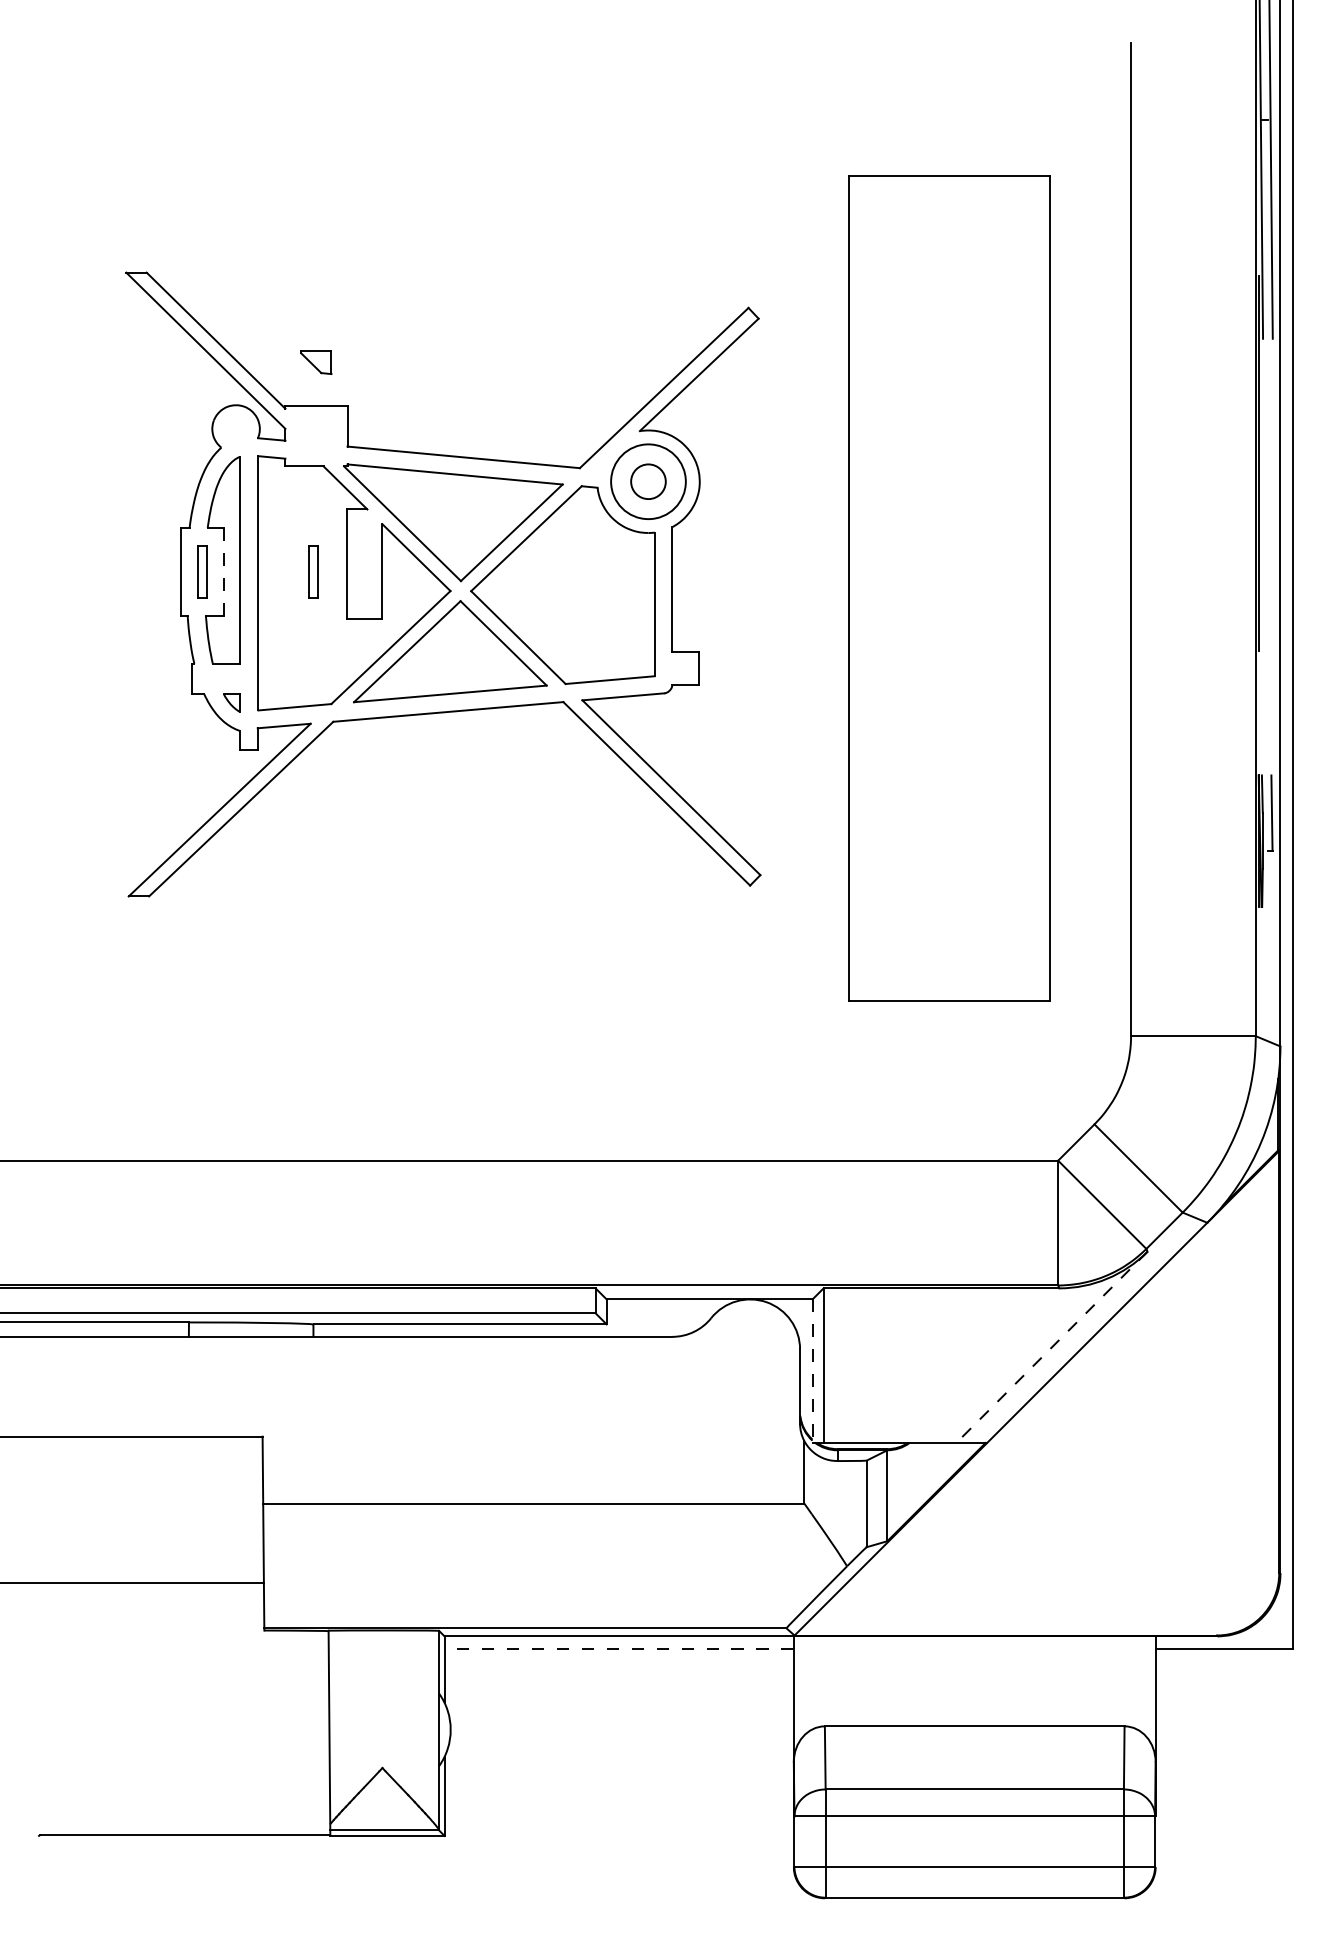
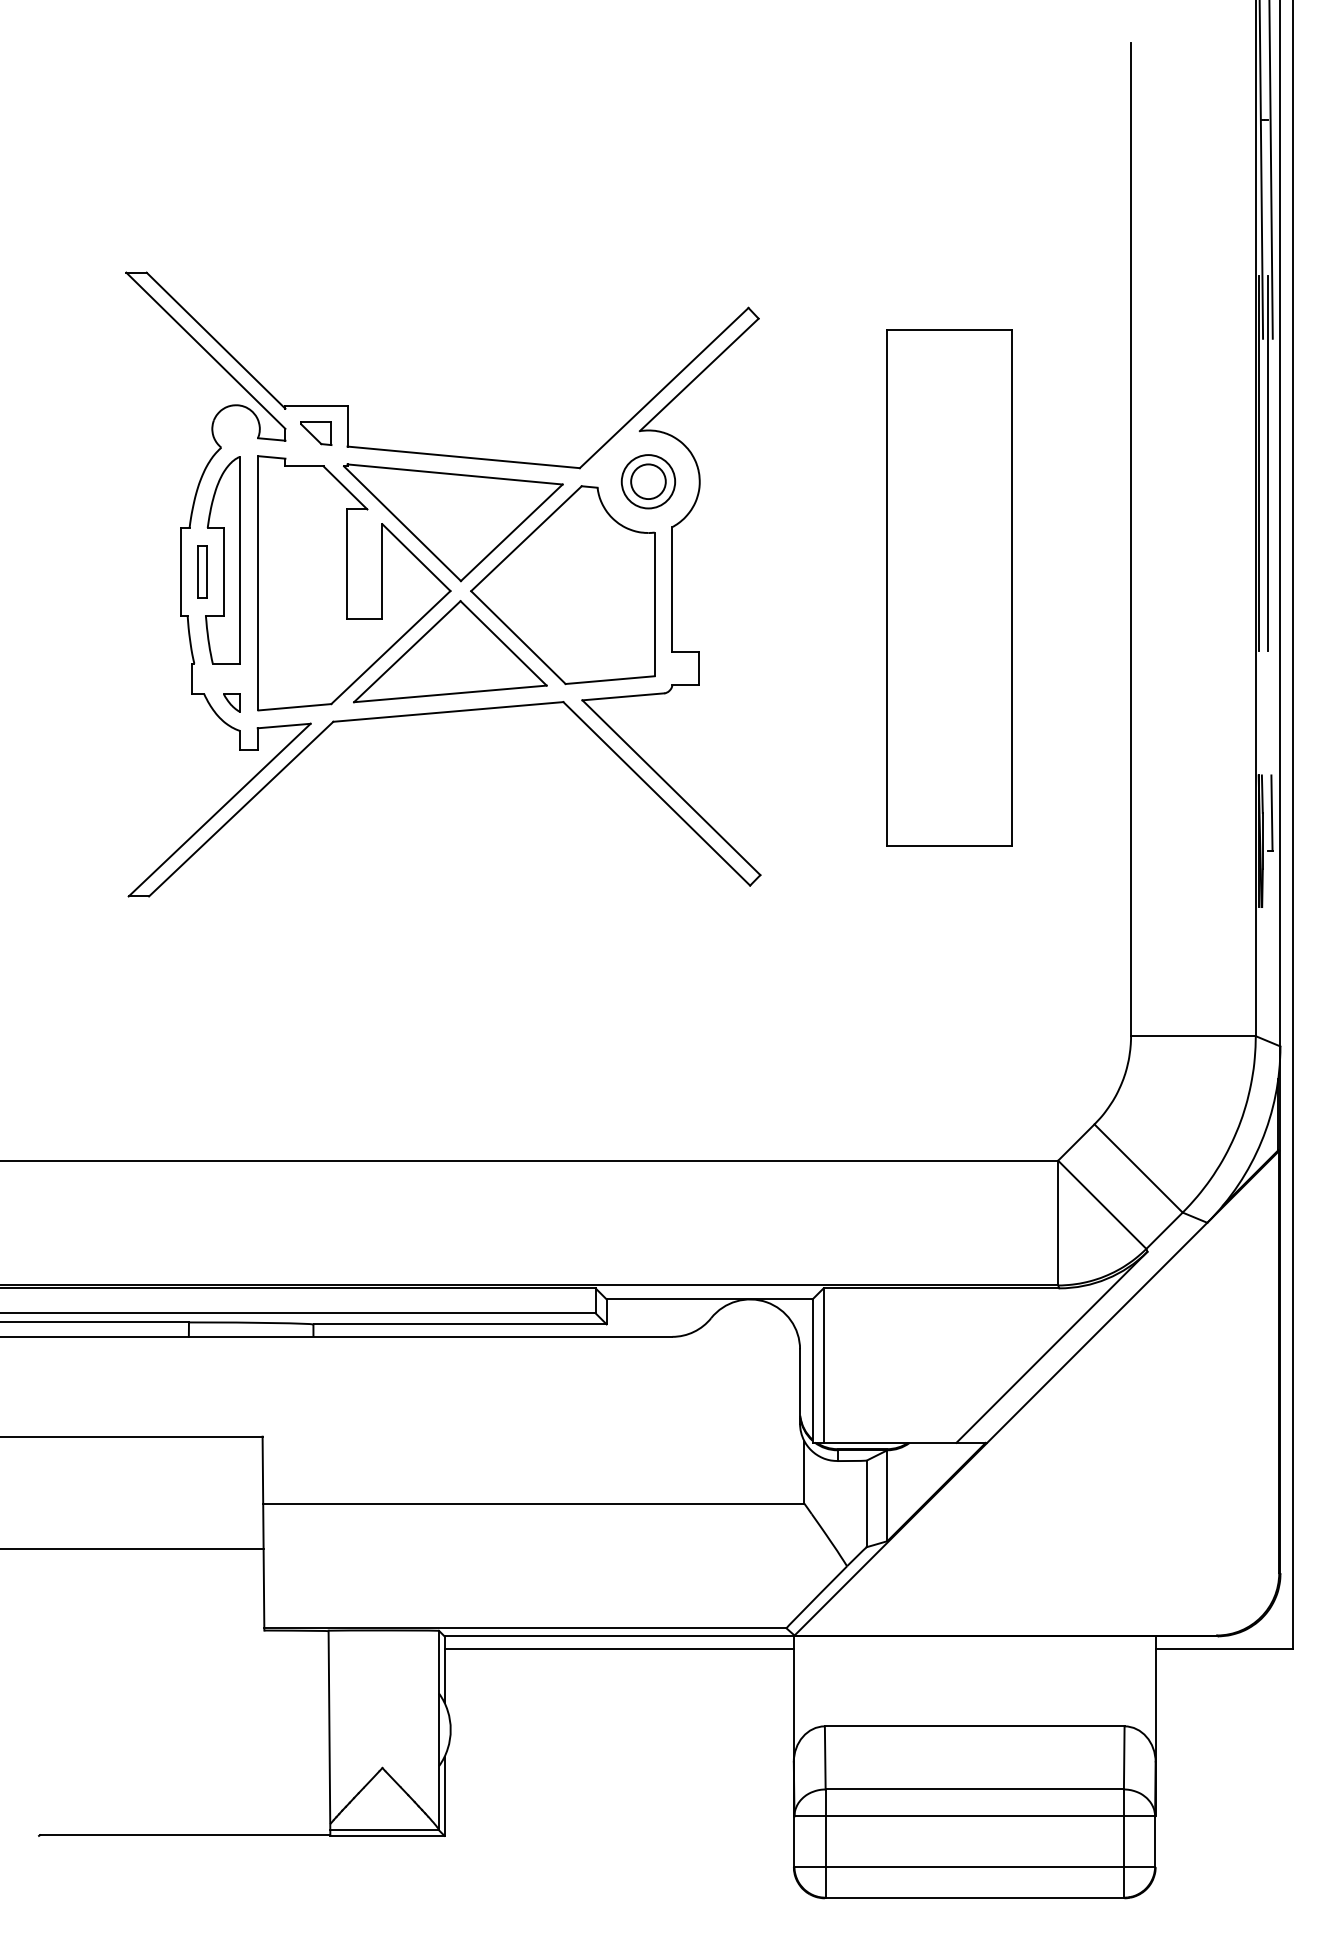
part position: (316, 362) -> (316, 433) (316, 433)
line: none -> present (1268, 463)
circle diameter: 75 px -> 53 px (648, 481)
line: dashed -> solid (224, 571)
part: present -> none (313, 571)
part size: 203x827 px -> 127x518 px (949, 587)
line: dashed -> solid (1051, 1347)
line: dashed -> solid (812, 1371)
line position: (132, 1582) -> (132, 1548) (132, 1548)
line: dashed -> solid (619, 1648)
